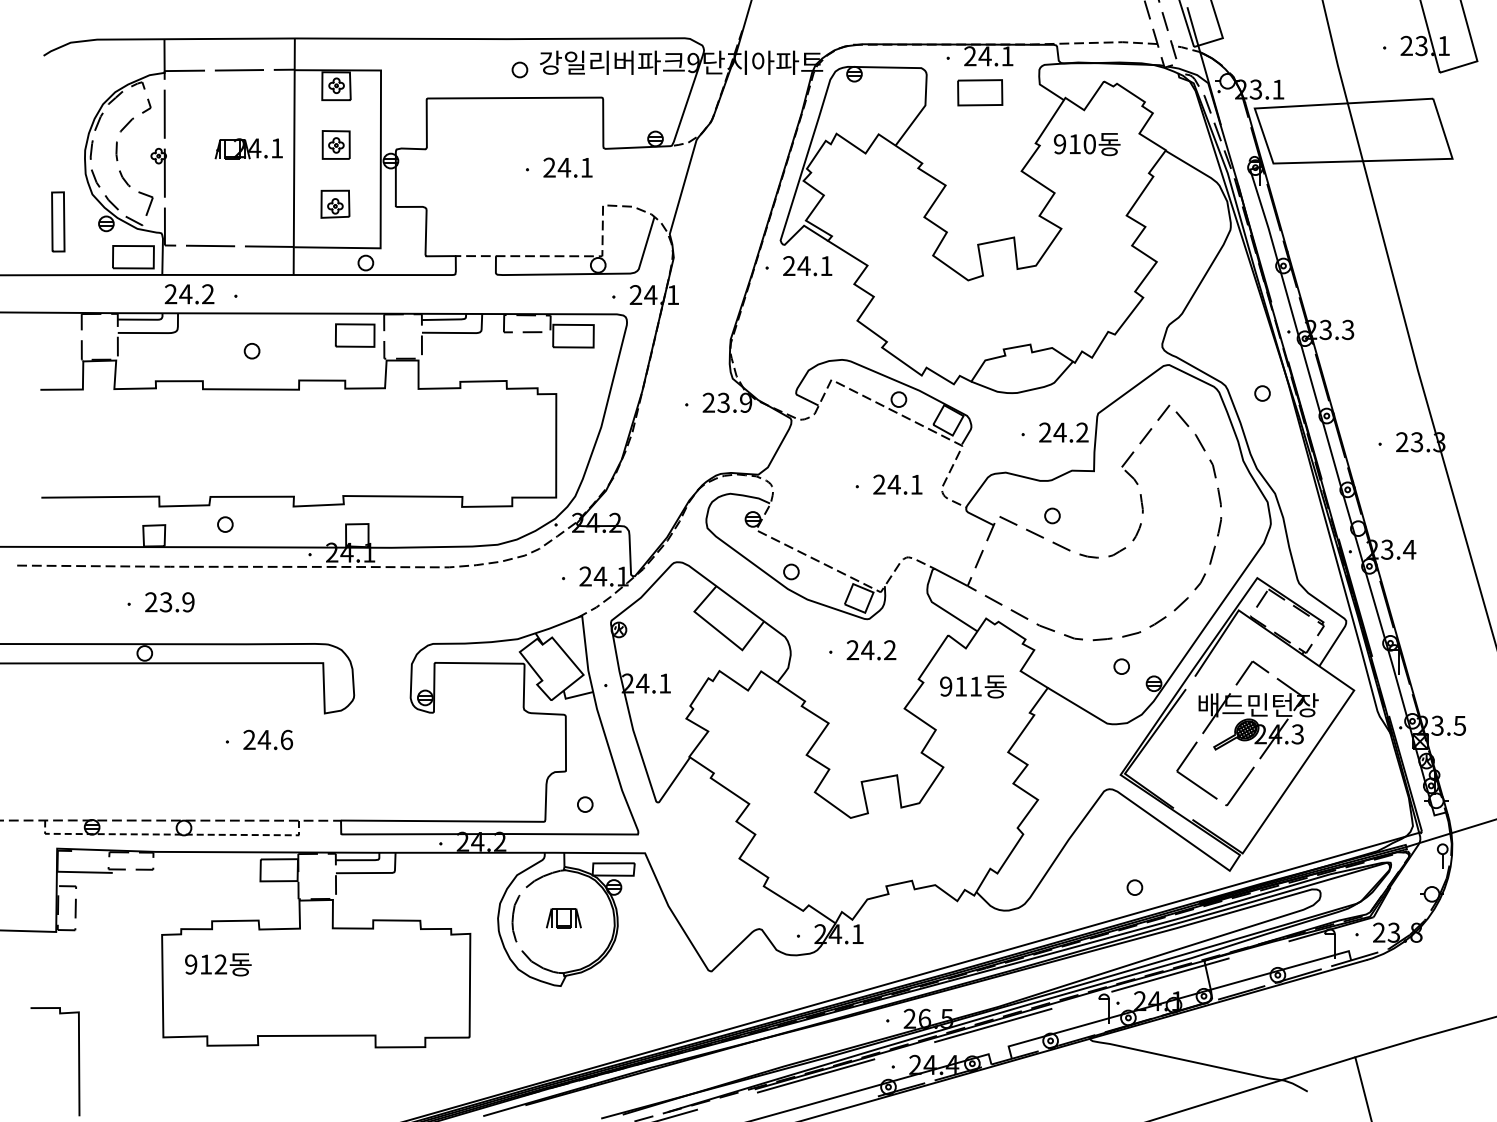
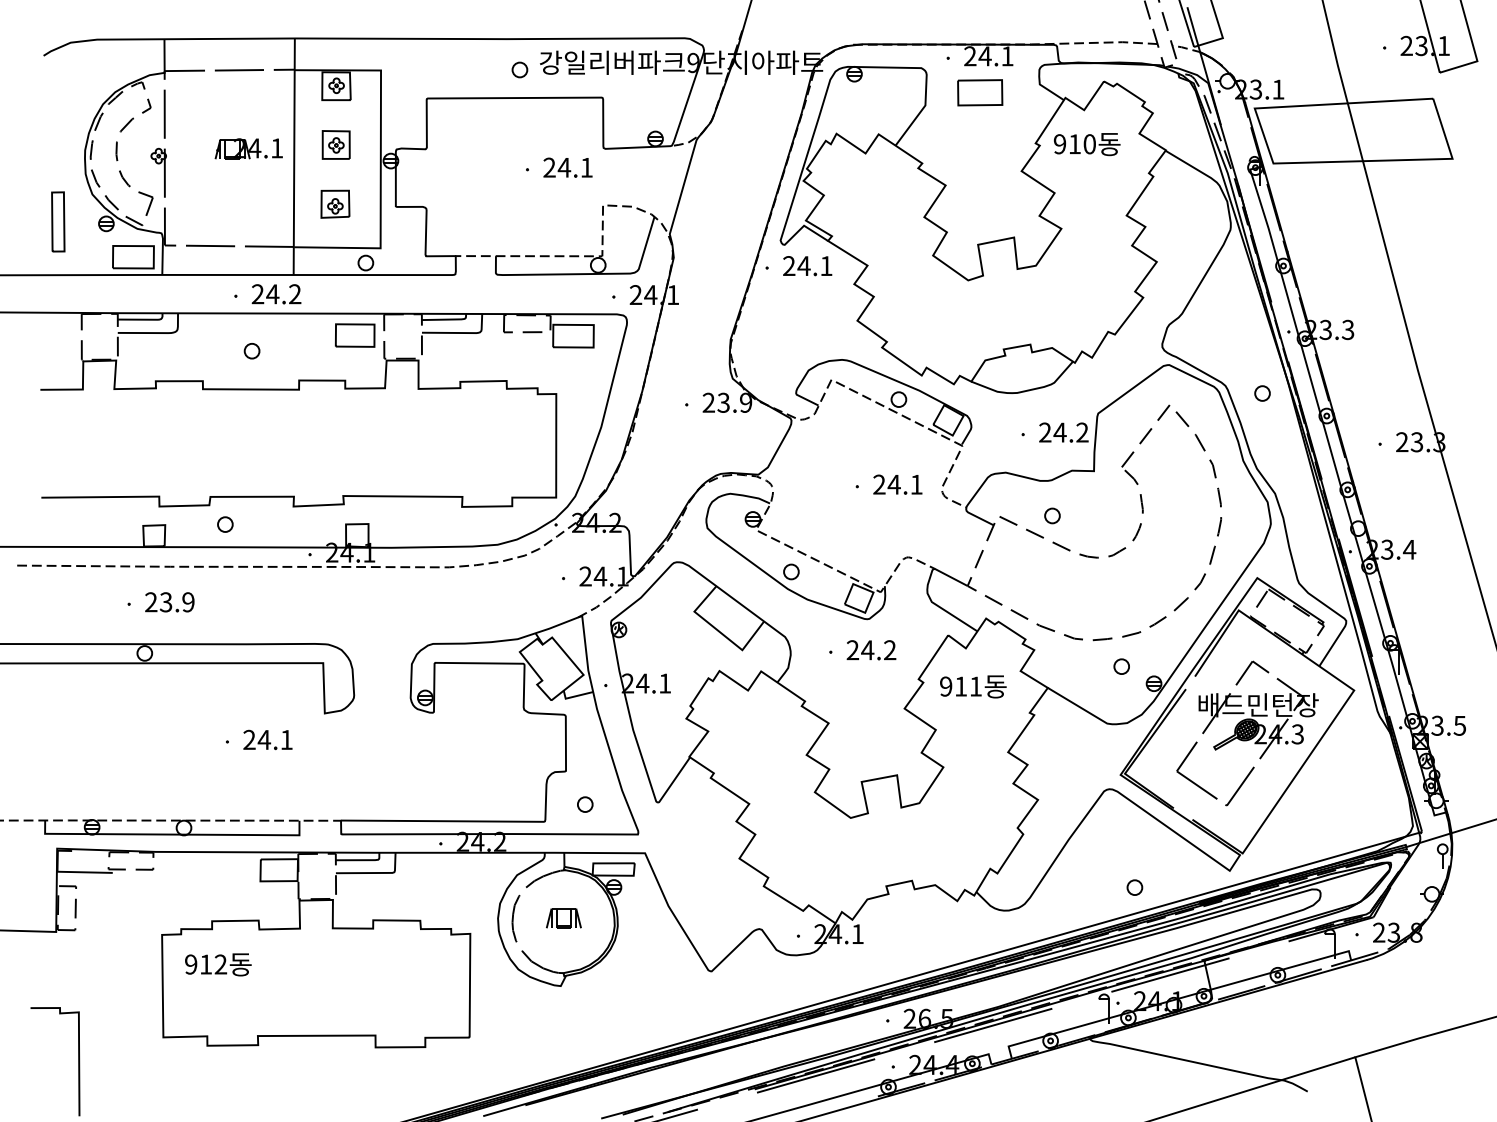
text position: (189, 294) -> (276, 294) (276, 294)
text: 24.6 -> 24.1 (287, 739)
line: dashed -> solid (172, 834)
